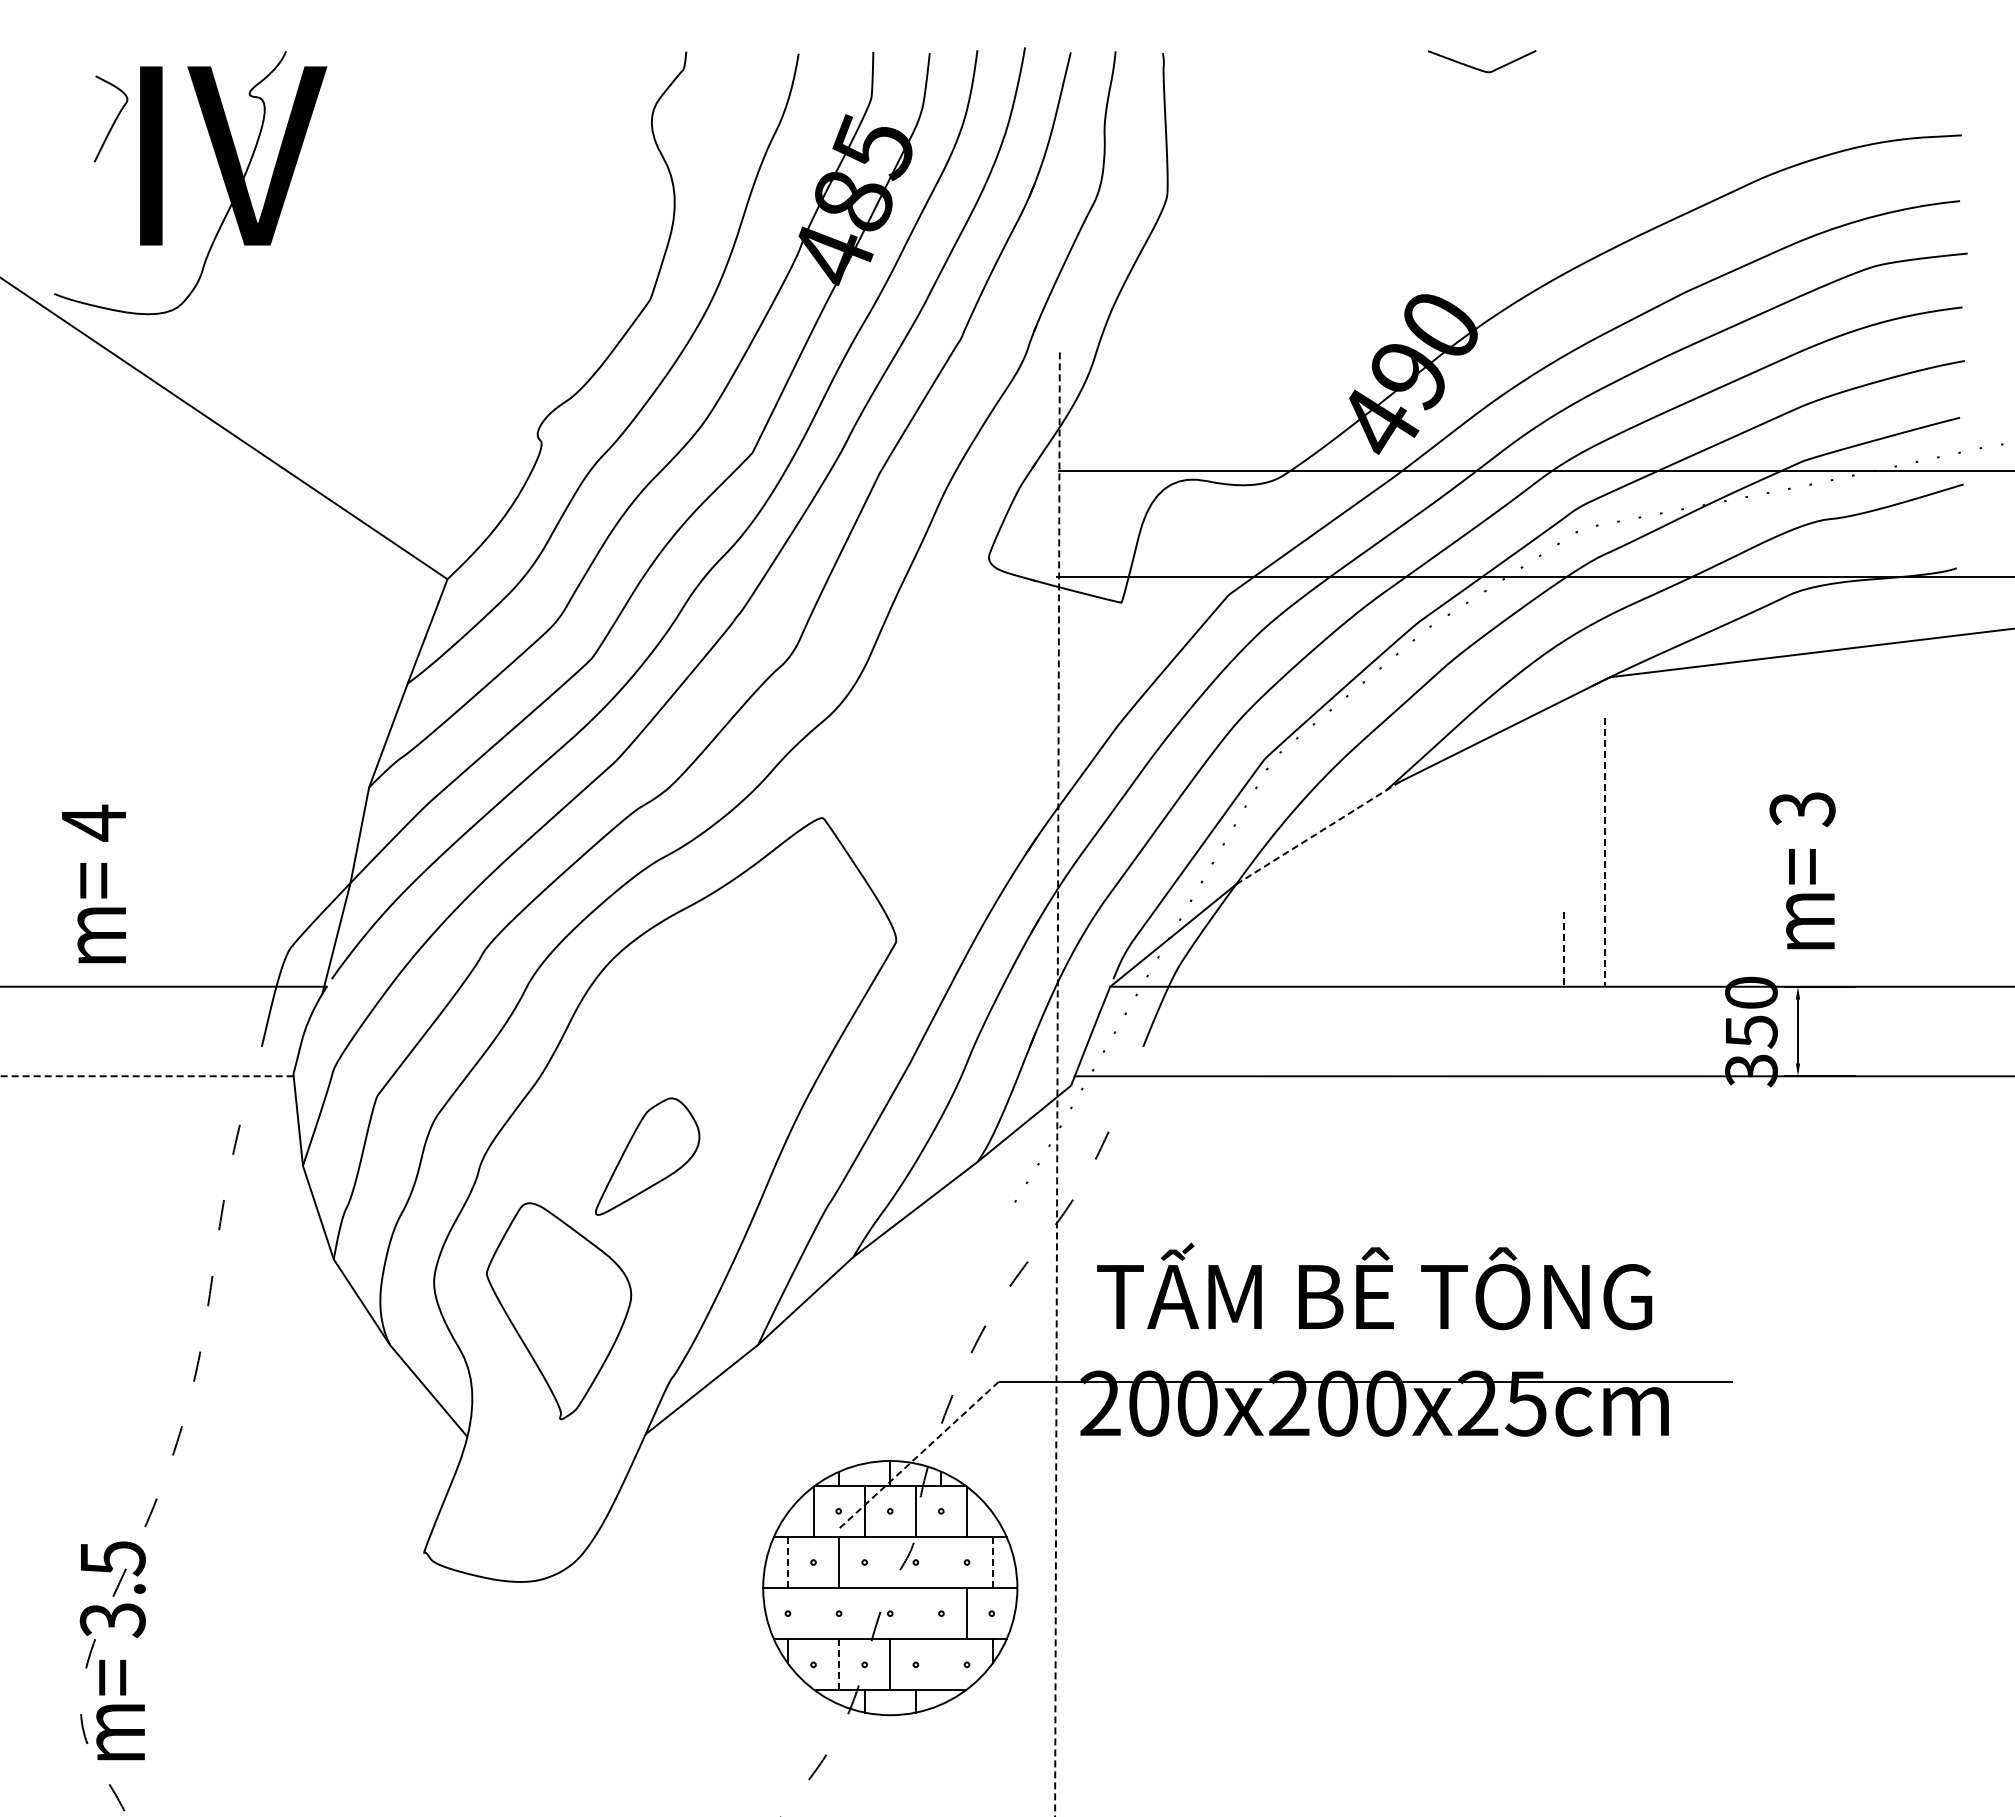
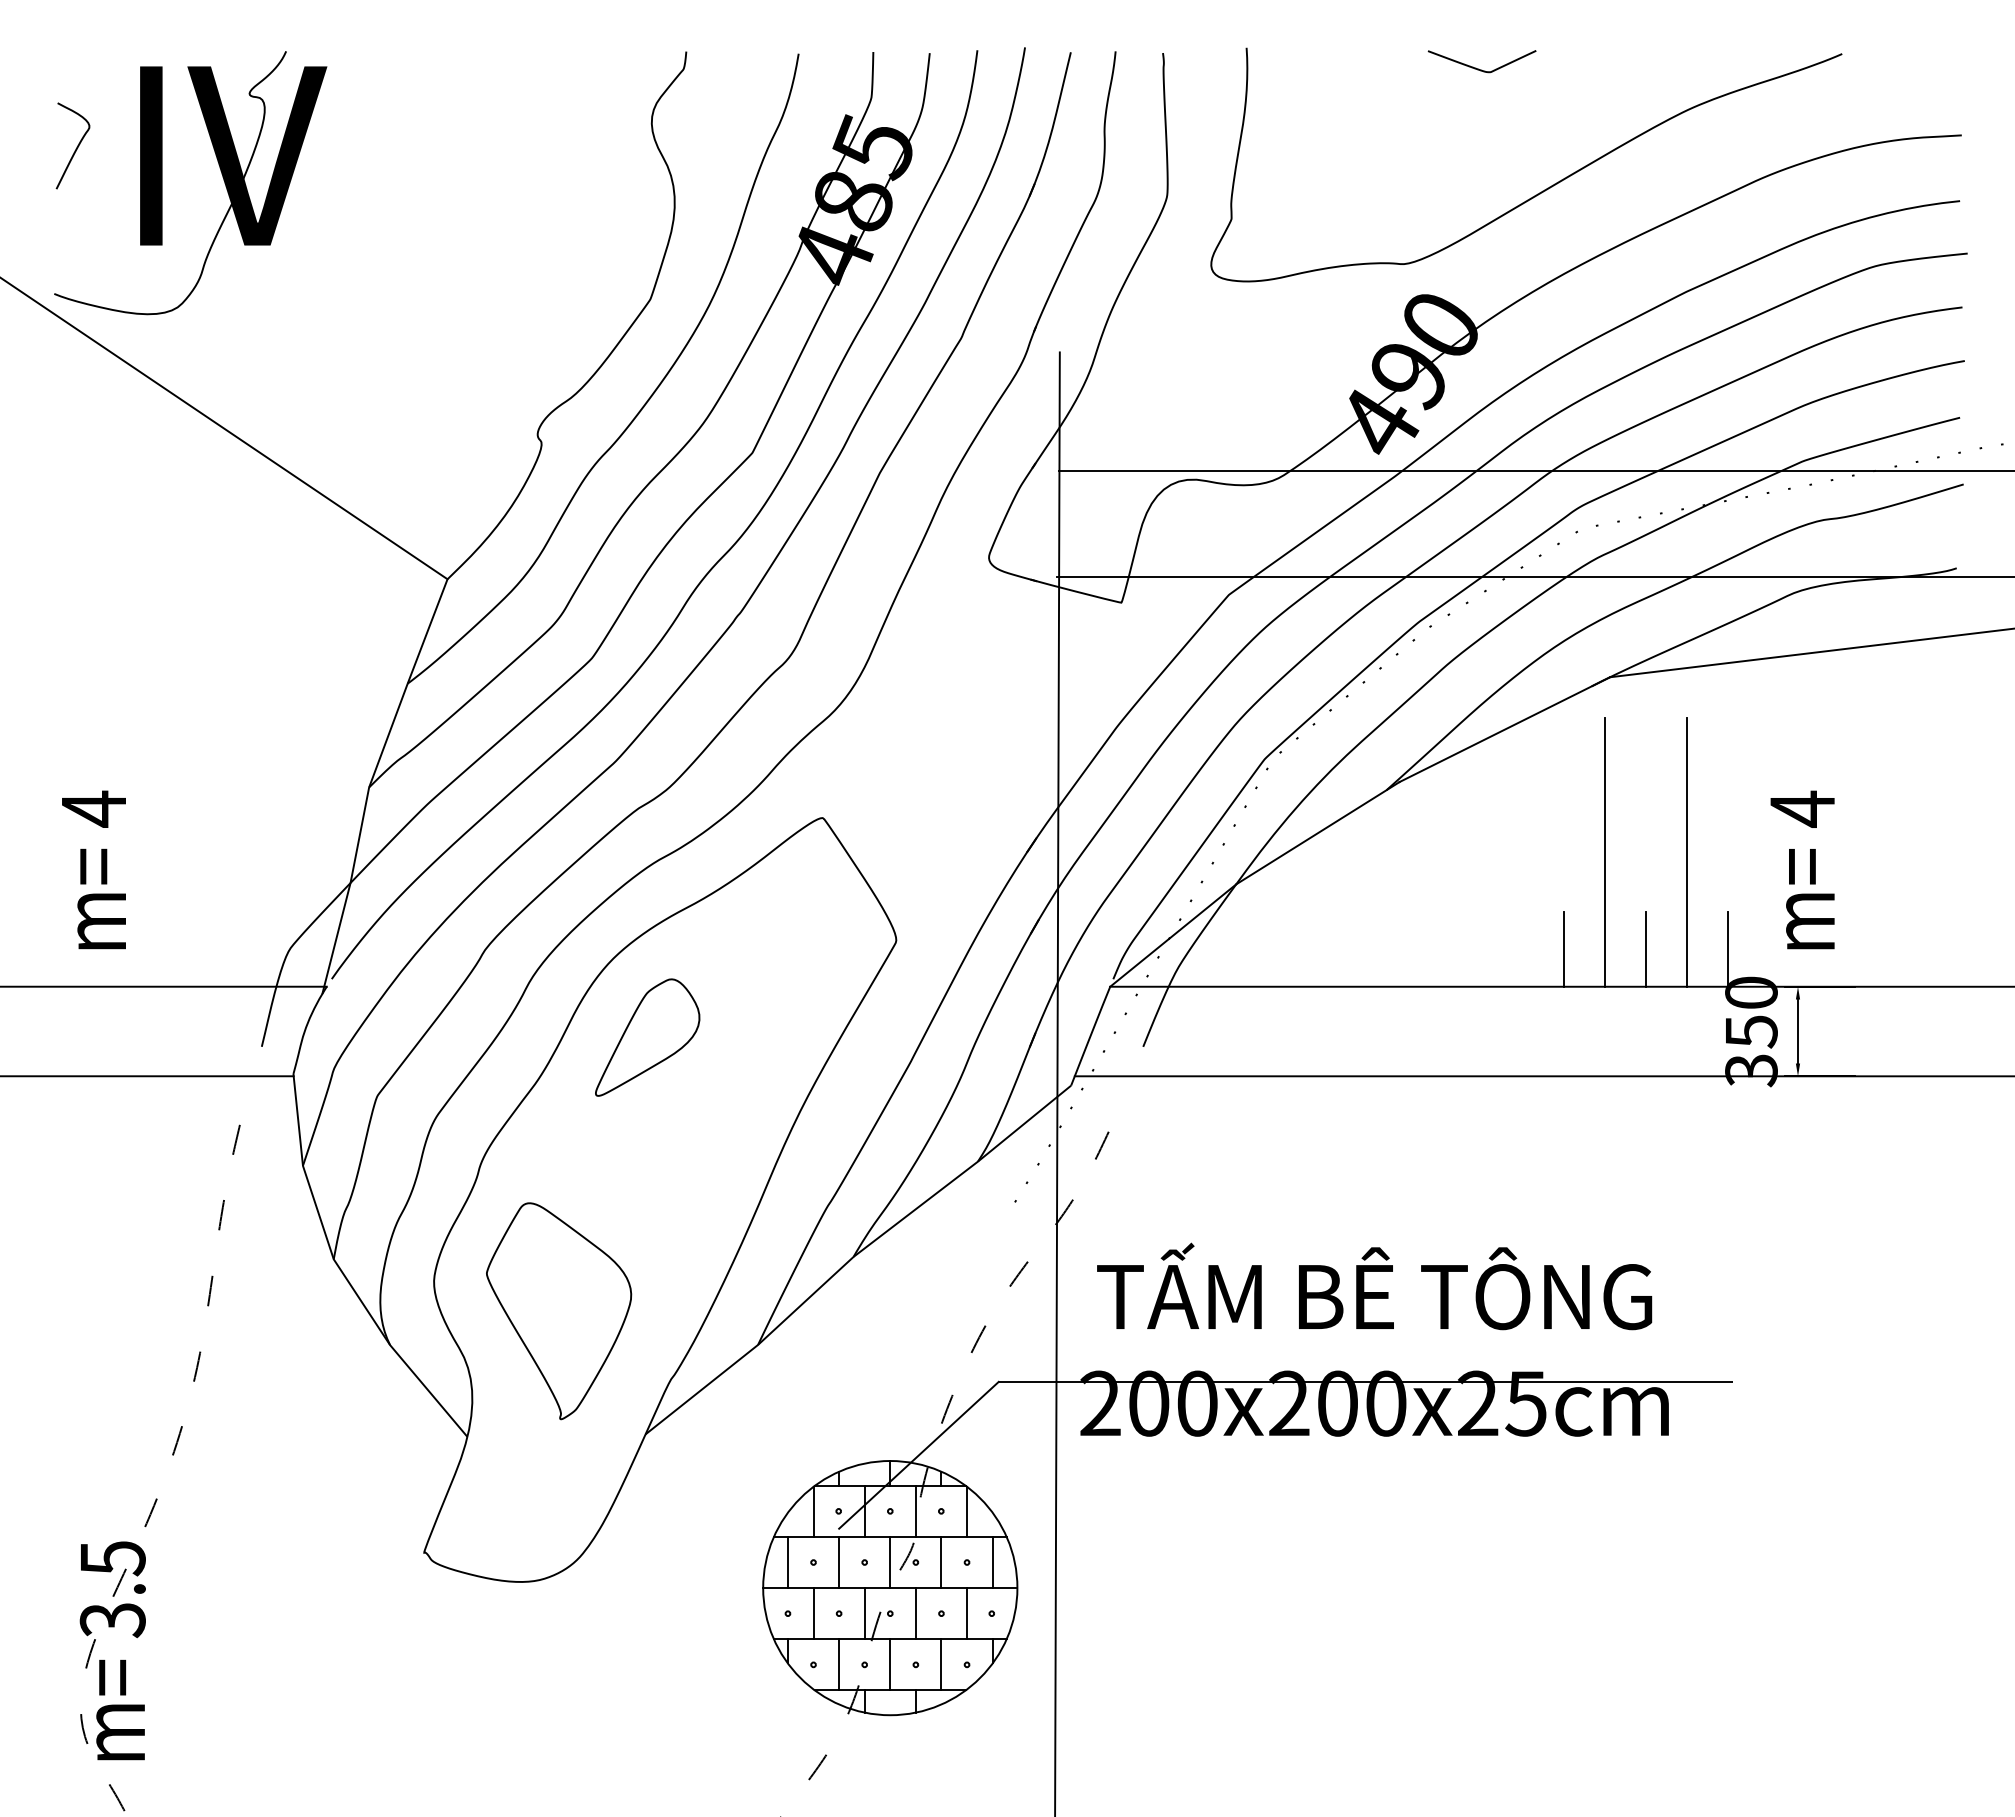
curve position: (113, 121) -> (75, 148) (75, 148)
curve: none -> present (1542, 190)
text: 3 -> 4 (1802, 808)
line: dashed -> solid (1318, 832)
line: dashed -> solid (1604, 852)
line: none -> present (1686, 852)
text position: (93, 883) -> (93, 869) (93, 869)
line: dashed -> solid (1563, 949)
line: none -> present (1645, 949)
line: none -> present (1727, 949)
line: dashed -> solid (146, 1076)
line: dashed -> solid (1057, 1084)
part position: (647, 1156) -> (647, 1037) (647, 1037)
line: dashed -> solid (918, 1455)
line: dashed -> solid (787, 1562)
line: none -> present (890, 1562)
line: none -> present (941, 1562)
line: dashed -> solid (992, 1562)
line: none -> present (813, 1613)
line: none -> present (864, 1613)
line: none -> present (915, 1613)
line: dashed -> solid (839, 1664)
line: none -> present (941, 1664)
